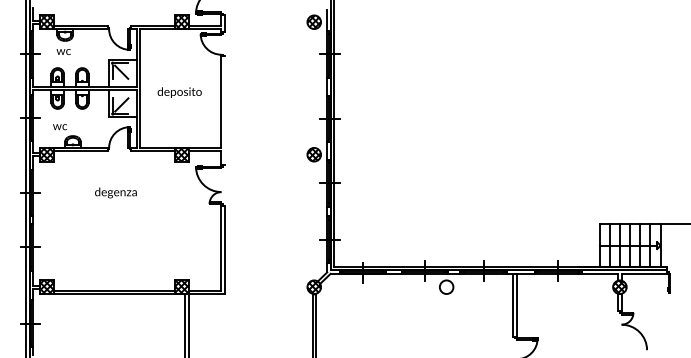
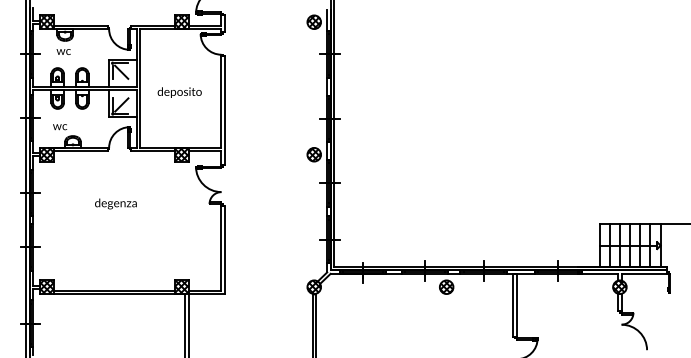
line: none -> present (224, 110)
text position: (115, 192) -> (115, 203) (115, 203)
hatch: none -> present (446, 286)
